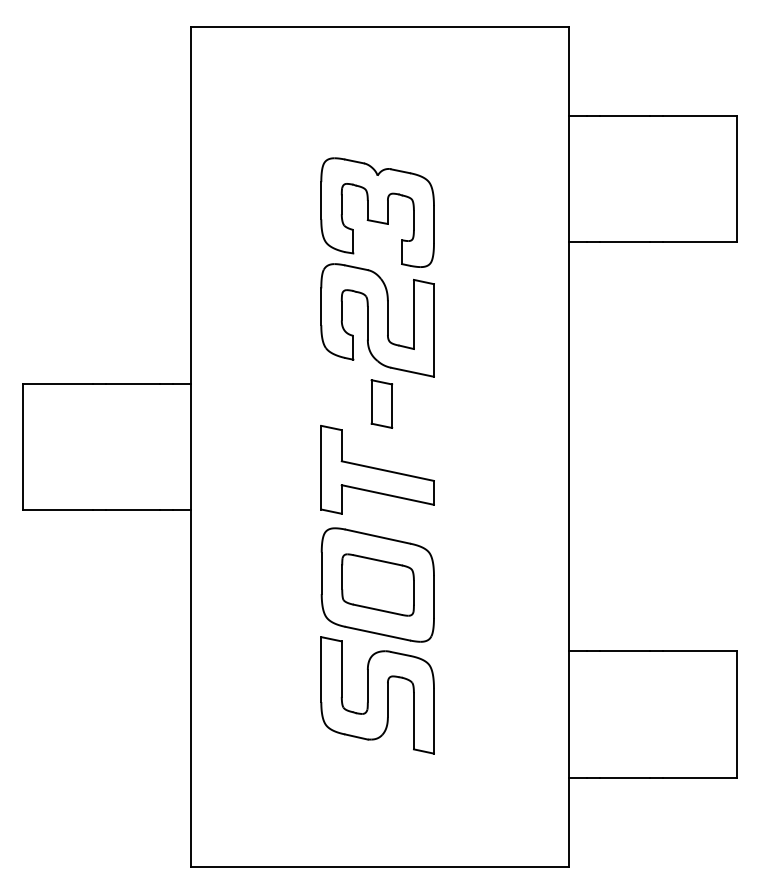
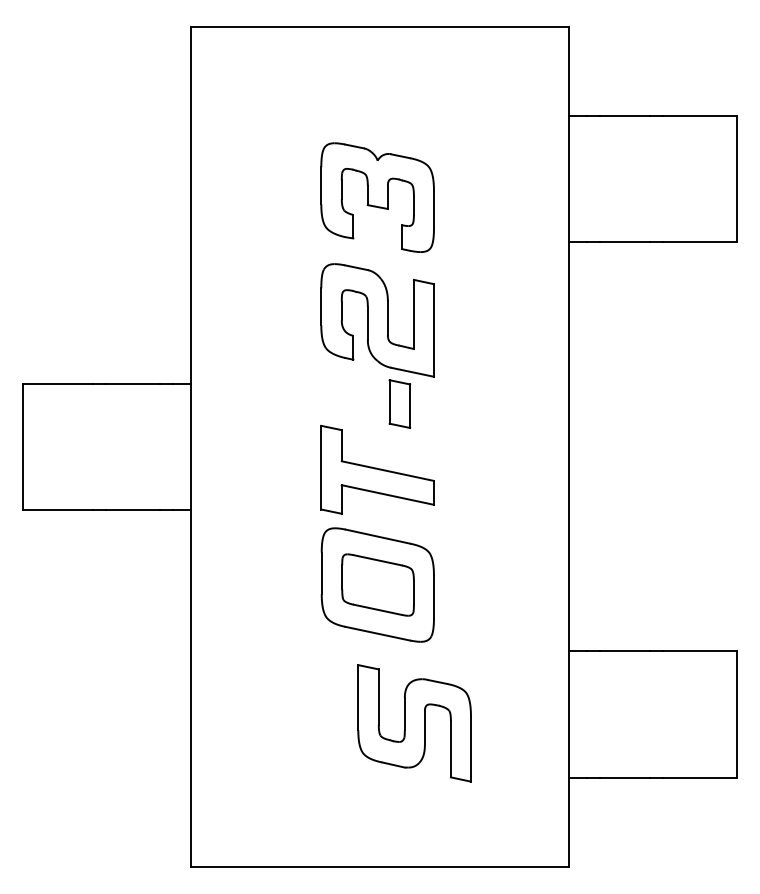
part position: (377, 212) -> (377, 197) (377, 197)
part position: (381, 403) -> (399, 403) (399, 403)
part position: (377, 695) -> (414, 723) (414, 723)
